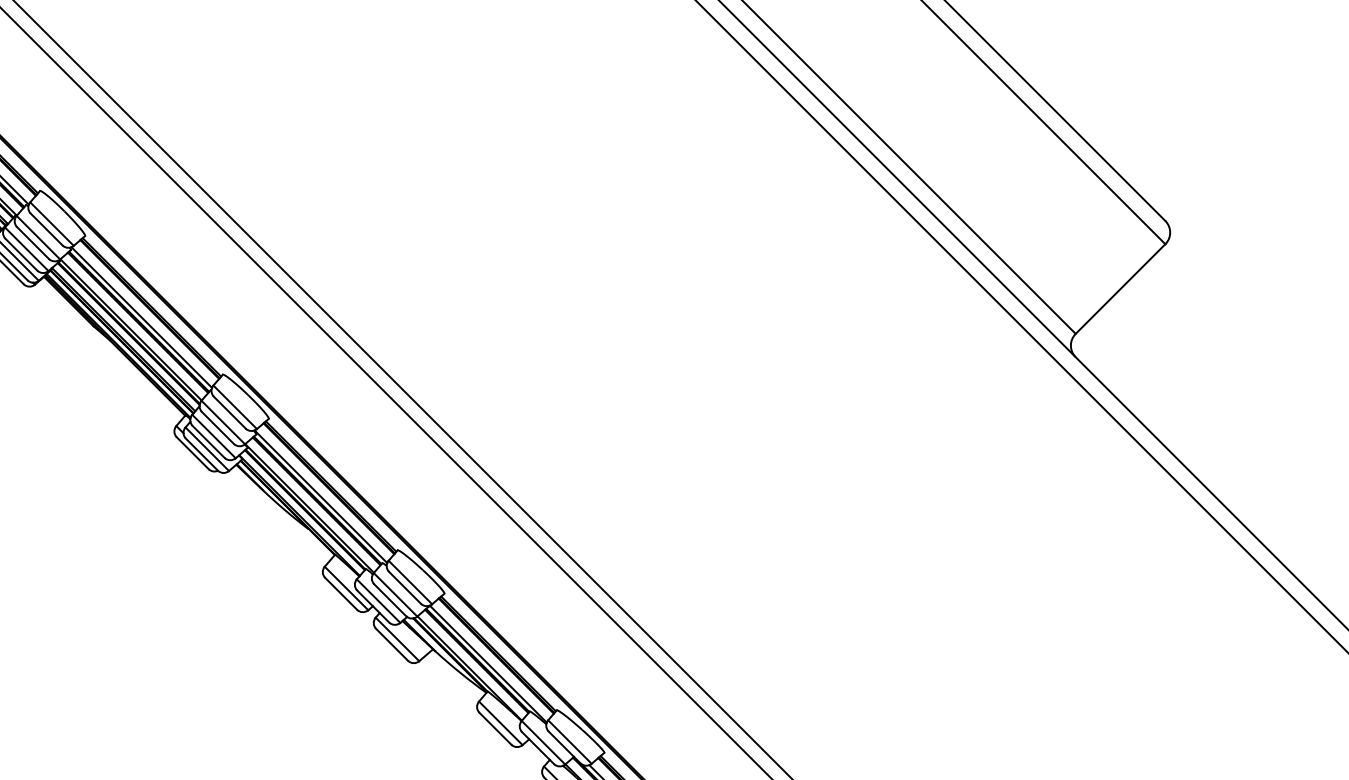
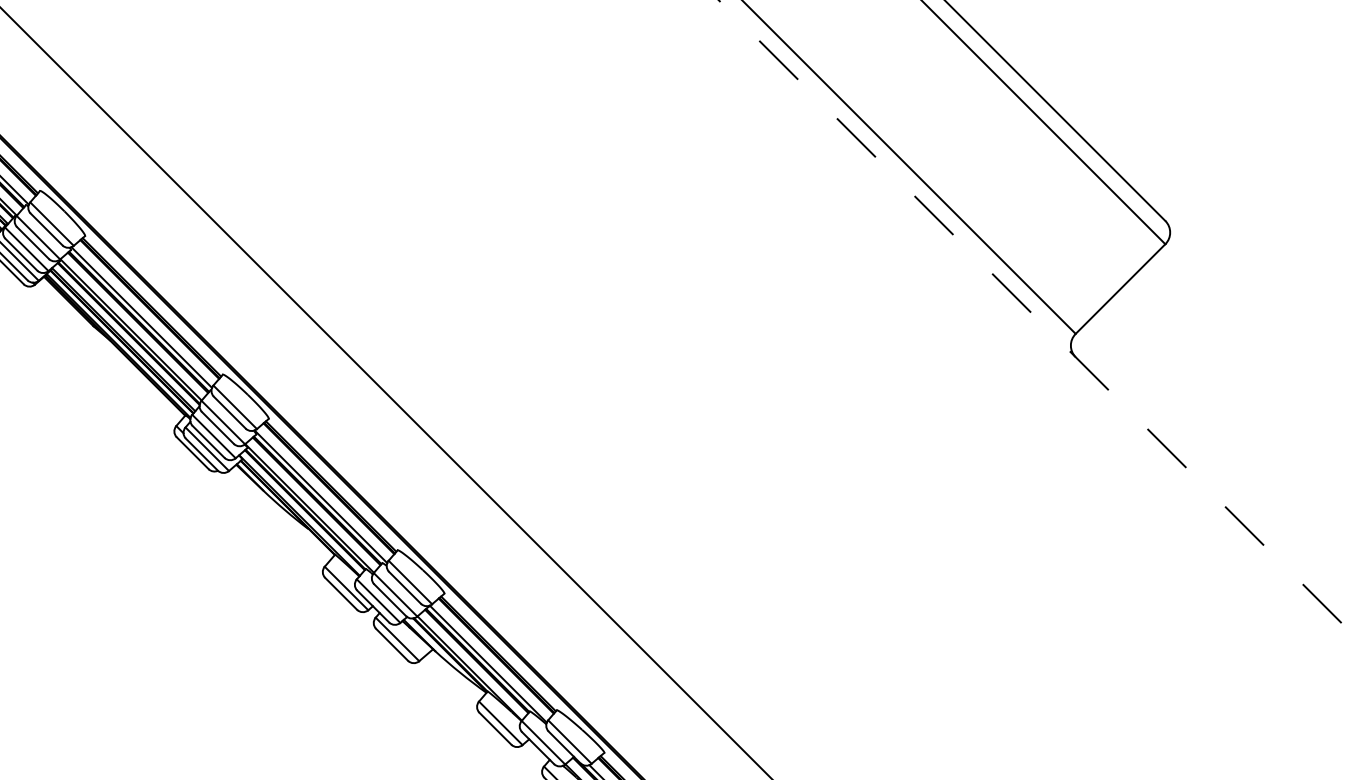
line: solid -> dashed (1033, 315)
line: present -> none (1021, 326)
line: present -> none (402, 389)
